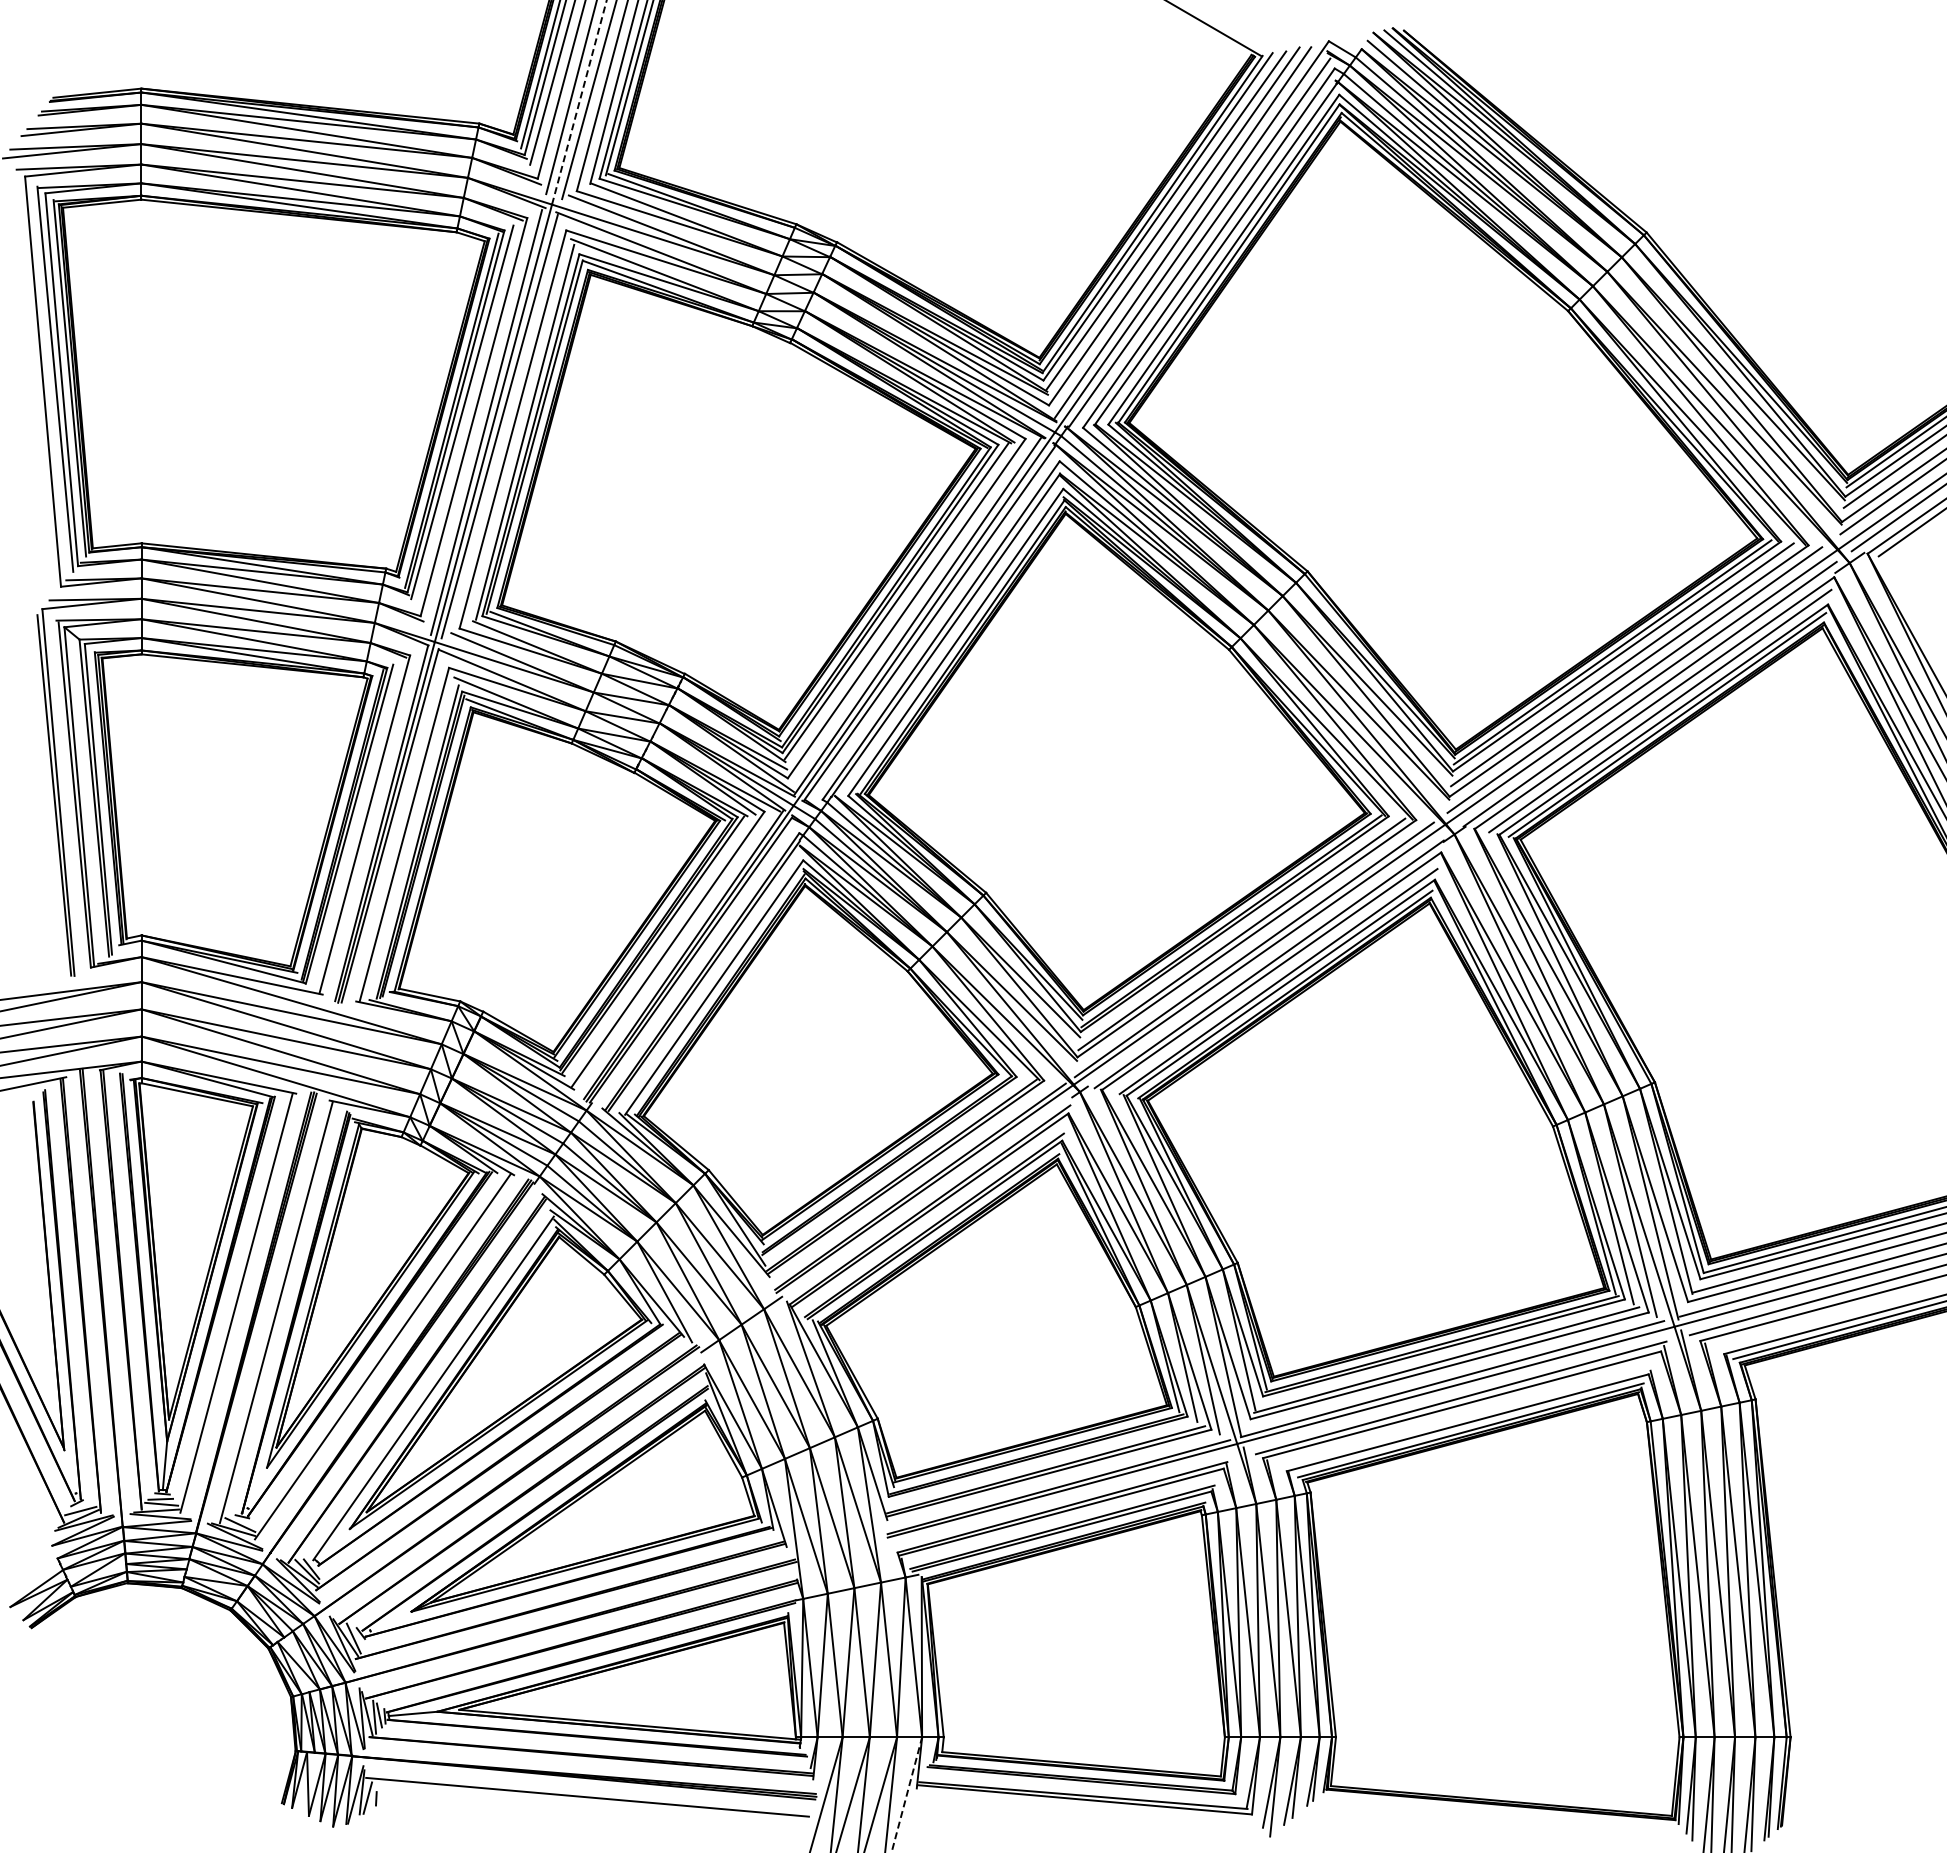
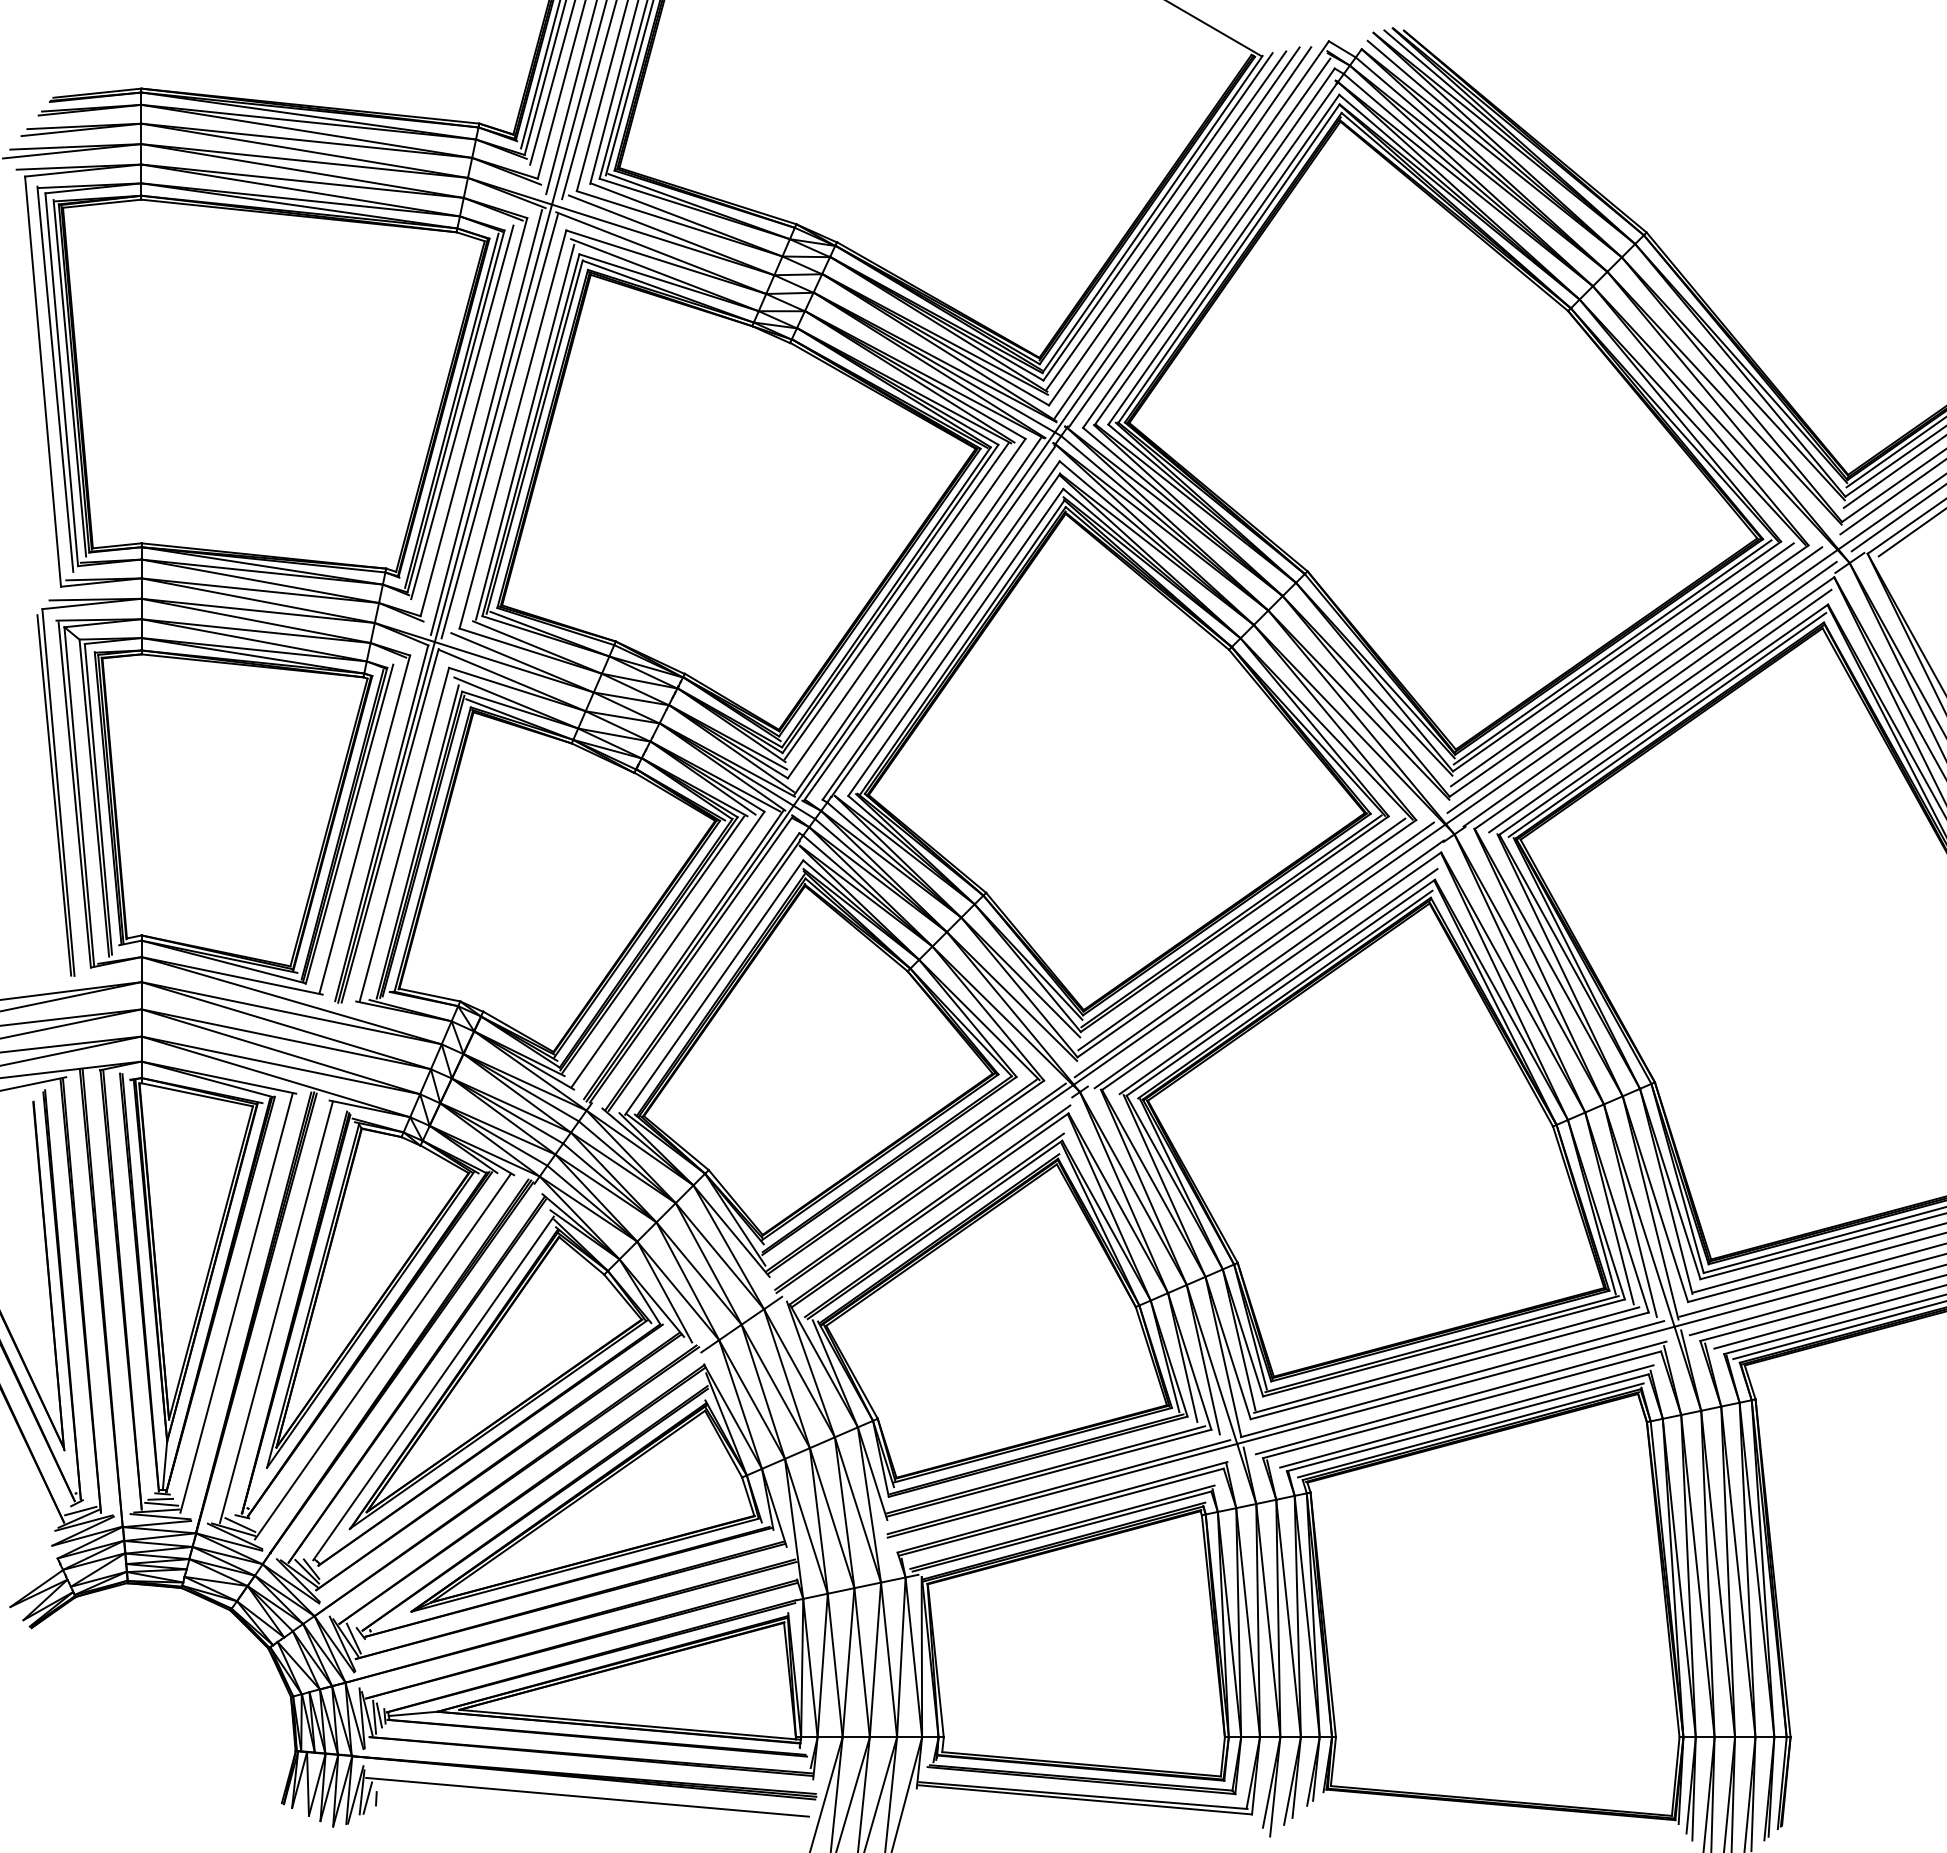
line: dashed -> solid (579, 102)
line: none -> present (1828, 1316)
line: none -> present (1466, 1416)
line: dashed -> solid (906, 1795)
